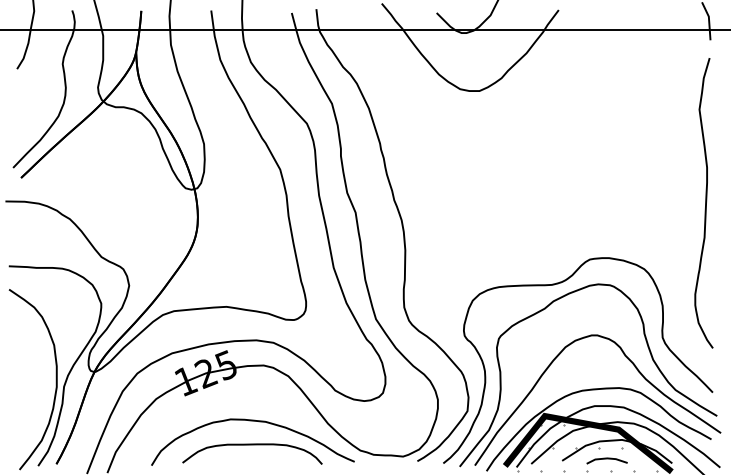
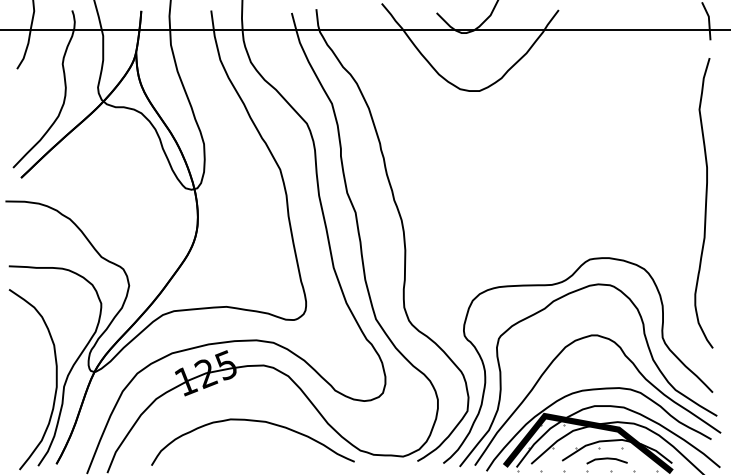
curve: present -> none (252, 445)
